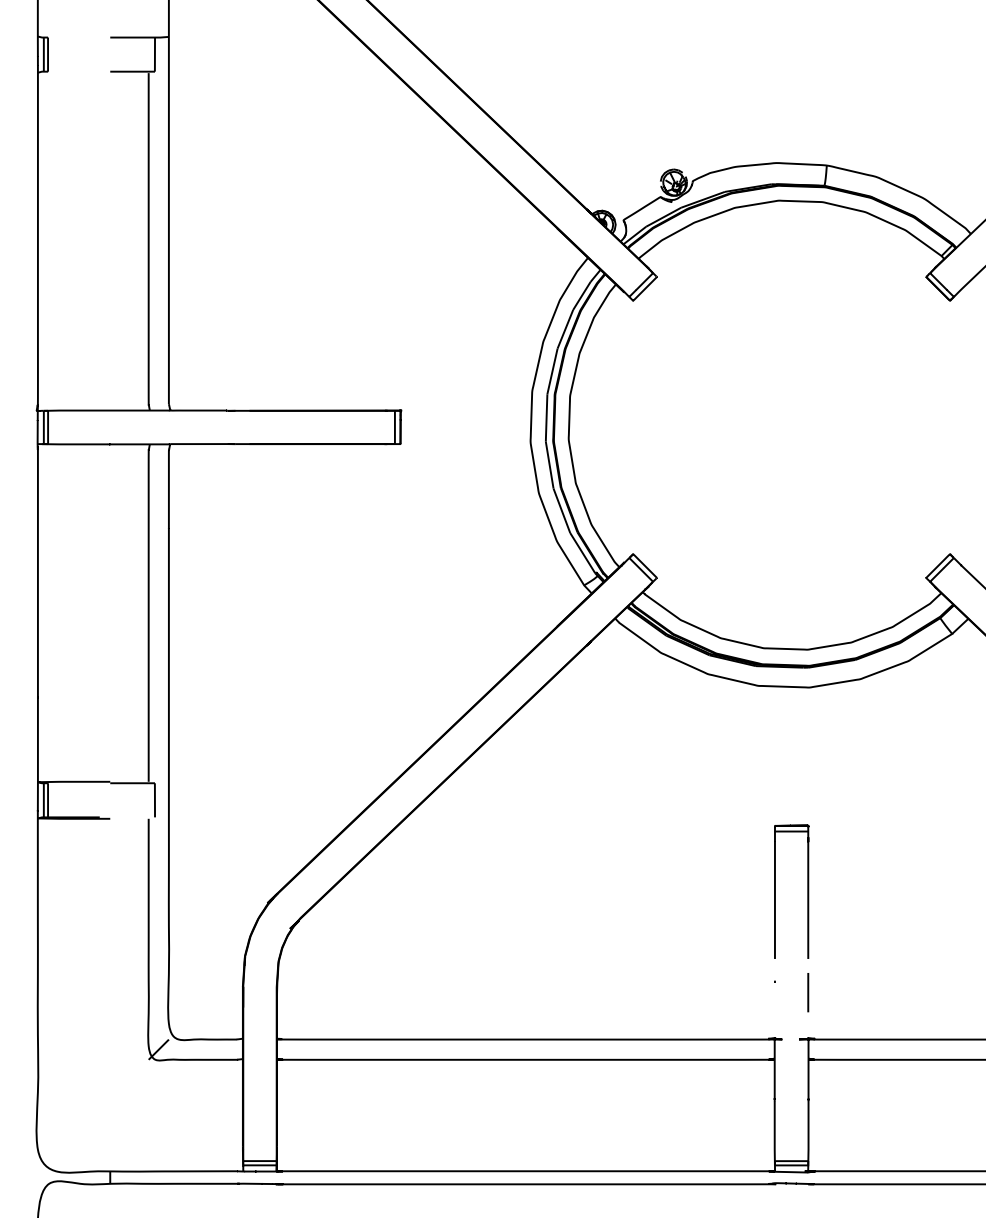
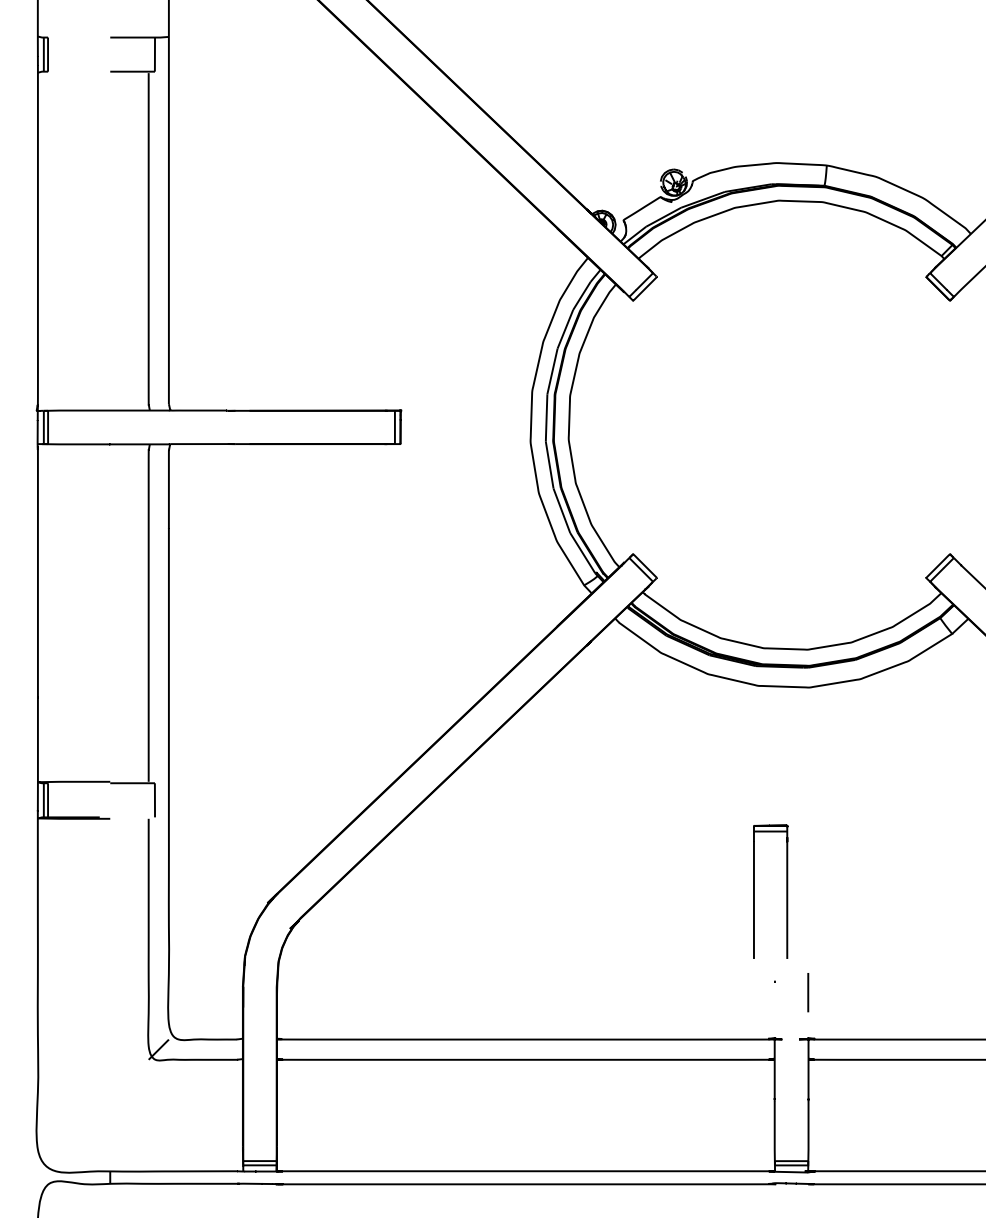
part position: (775, 891) -> (754, 891) (754, 891)
